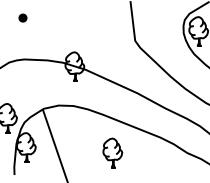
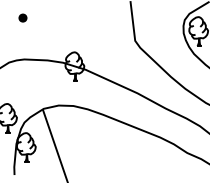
part: present -> none (112, 152)
